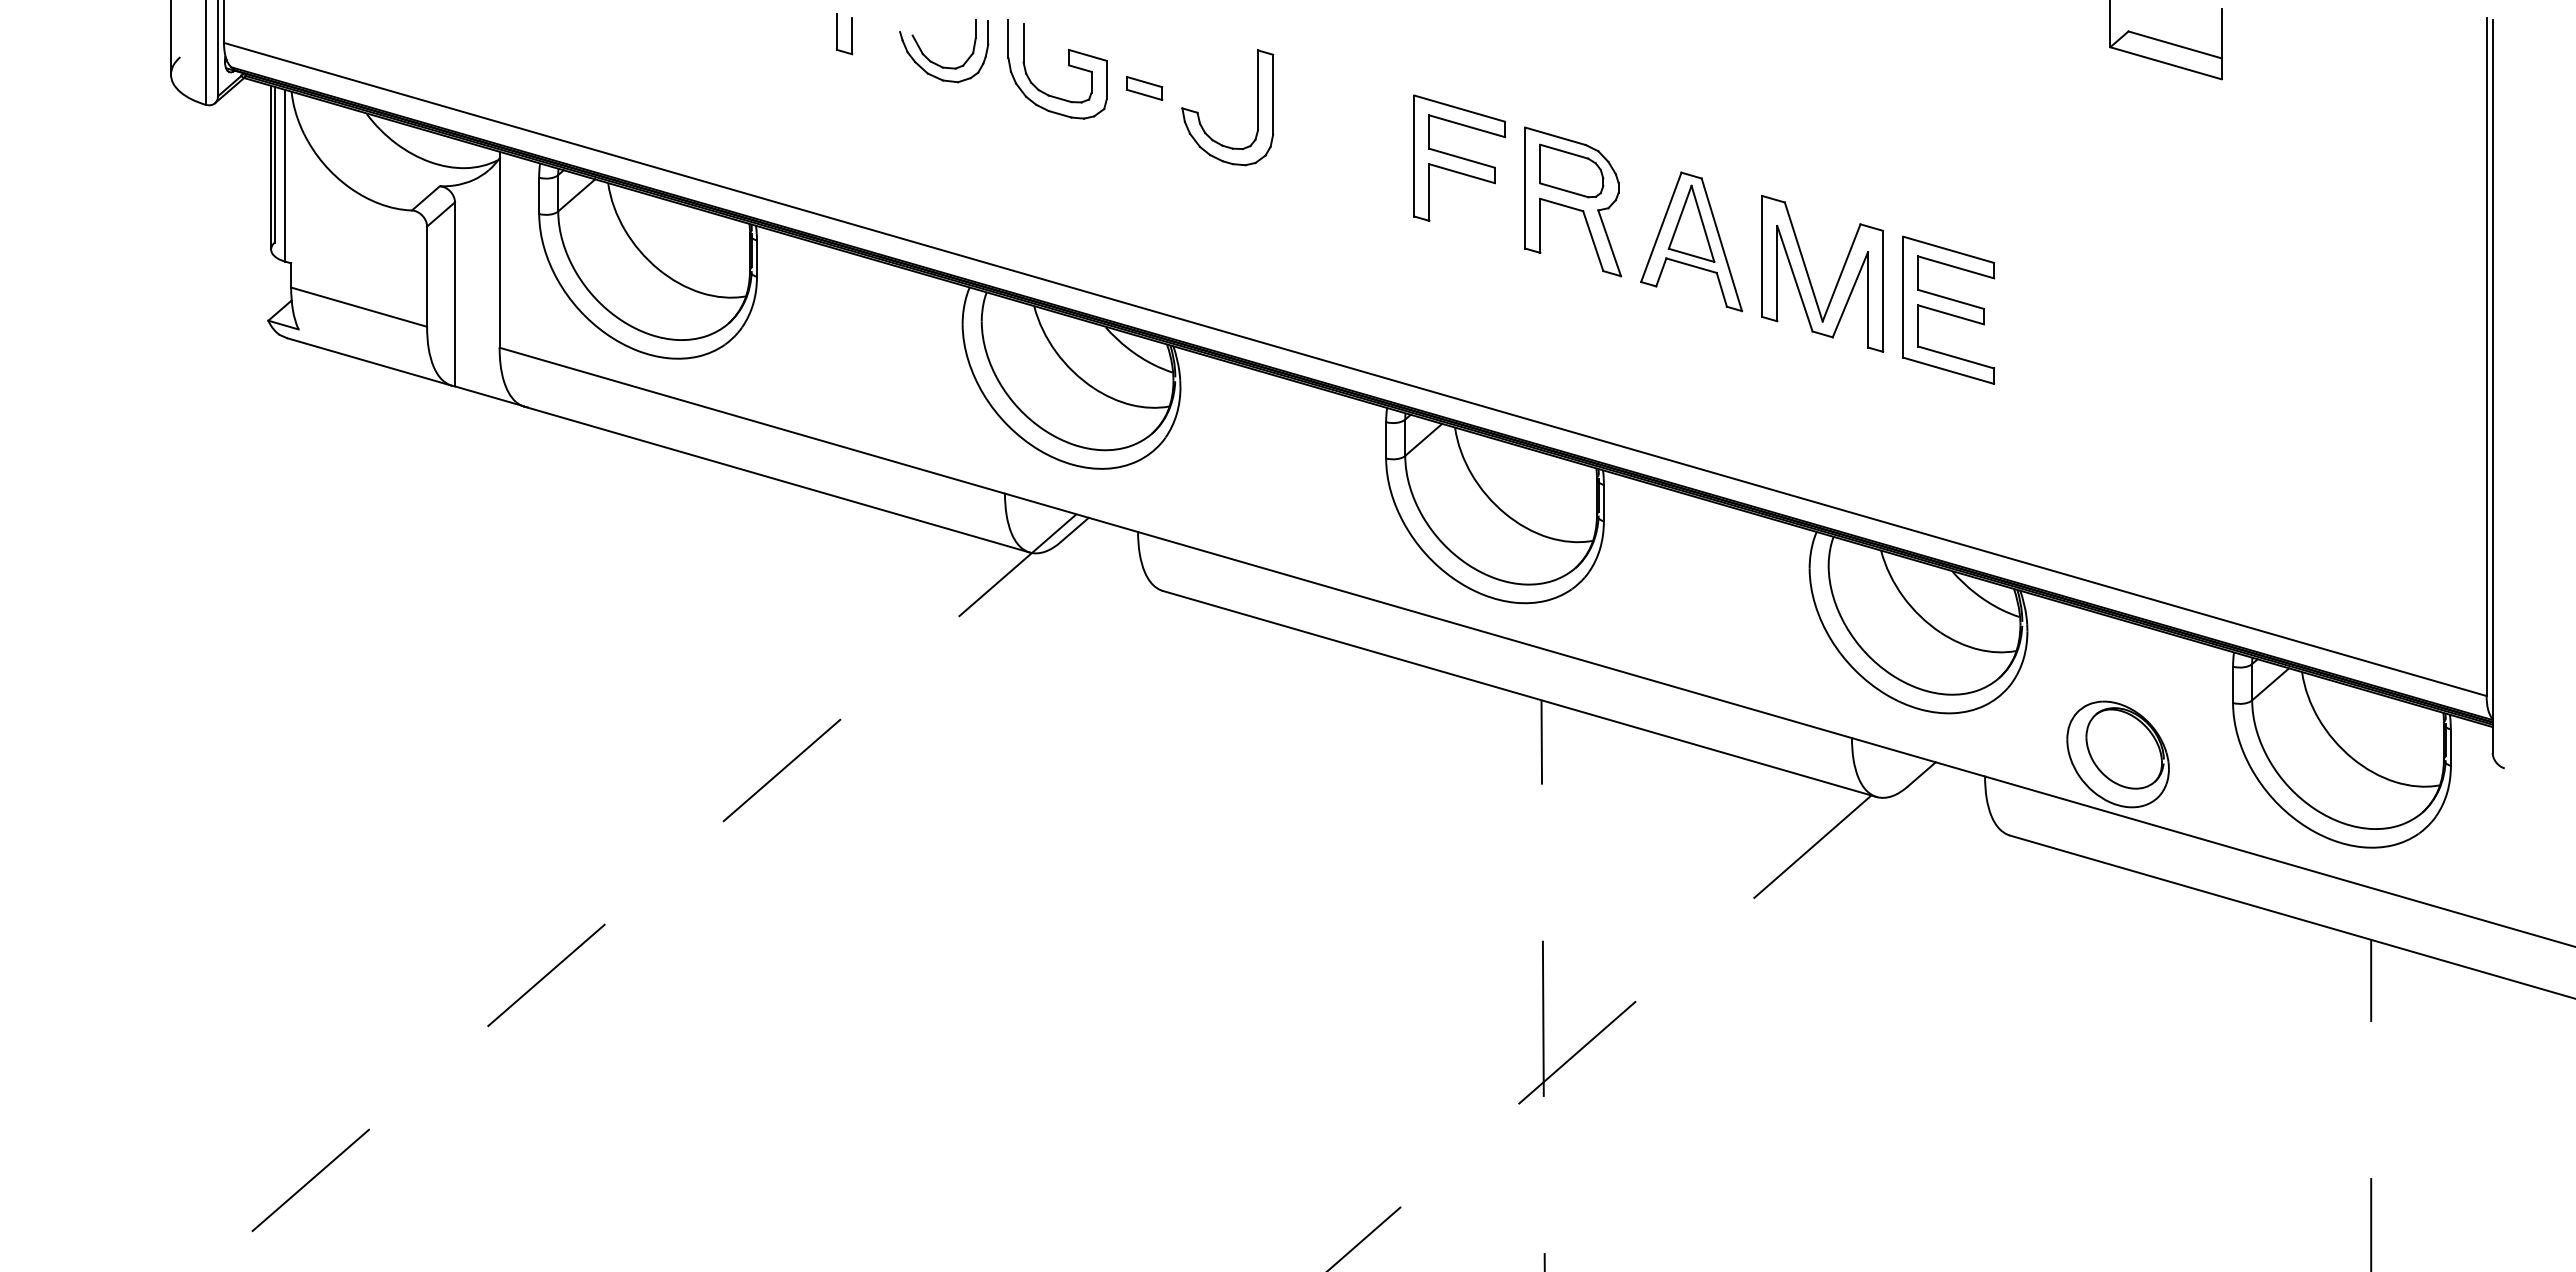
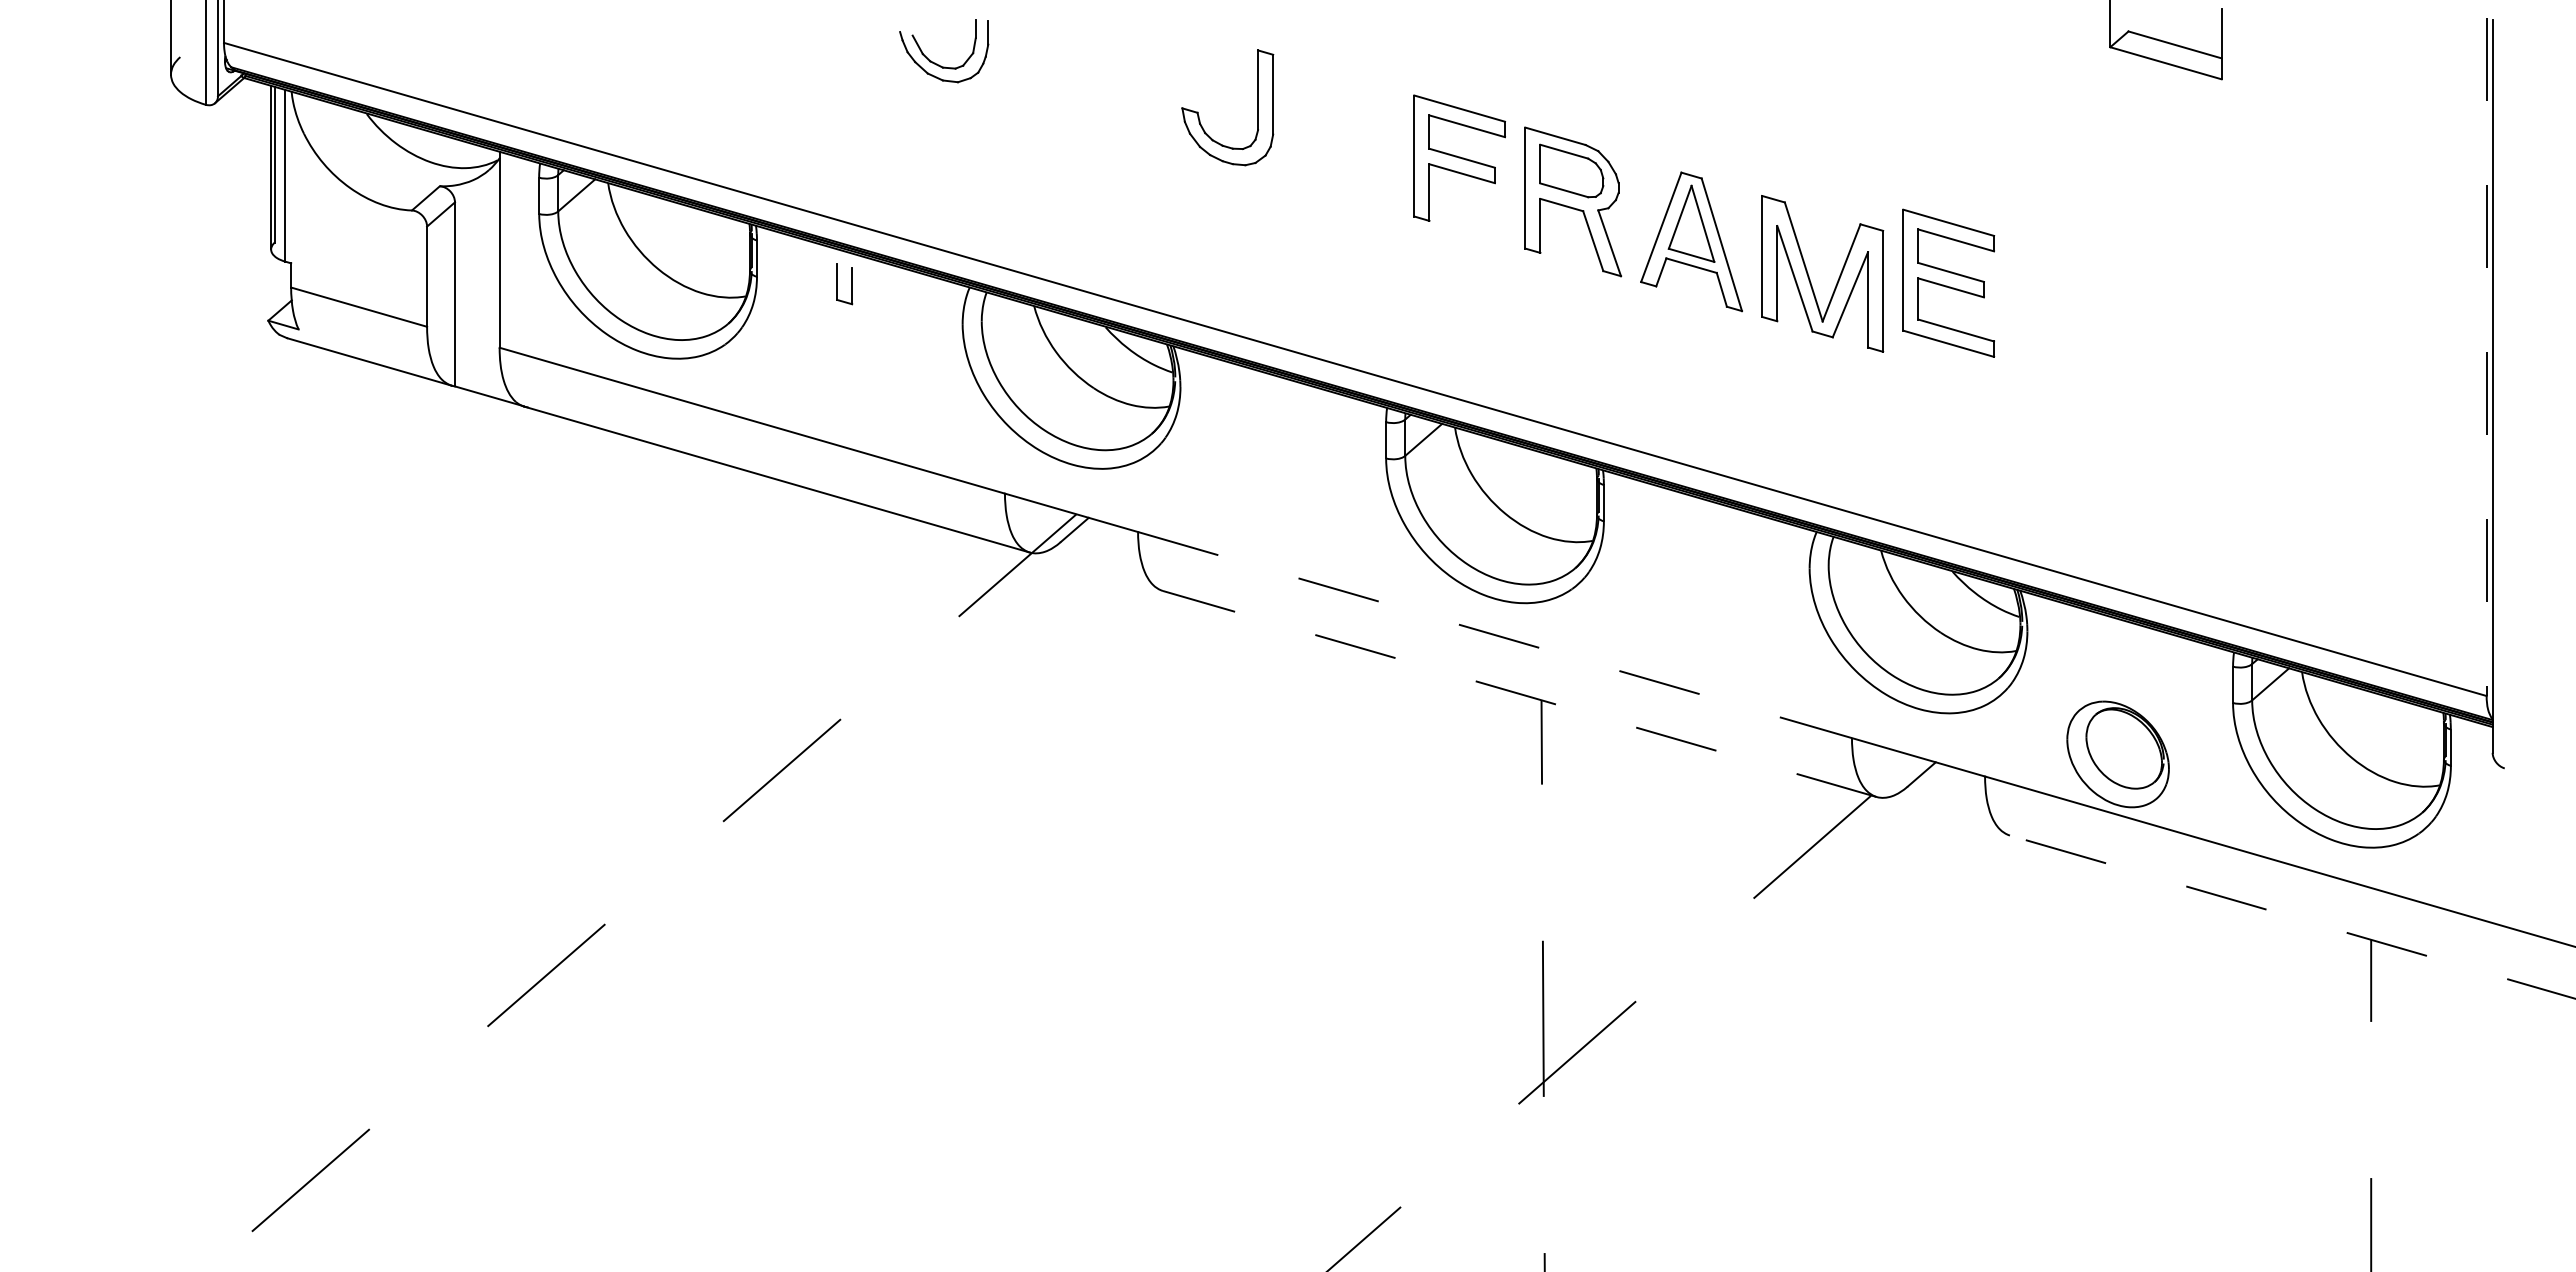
part position: (837, 34) -> (837, 284) (837, 284)
part: present -> none (1068, 66)
part: present -> none (1144, 88)
part position: (1948, 309) -> (1948, 282) (1948, 282)
line: solid -> dashed (2486, 357)
line: solid -> dashed (1495, 635)
line: solid -> dashed (1519, 694)
line: solid -> dashed (2292, 917)
